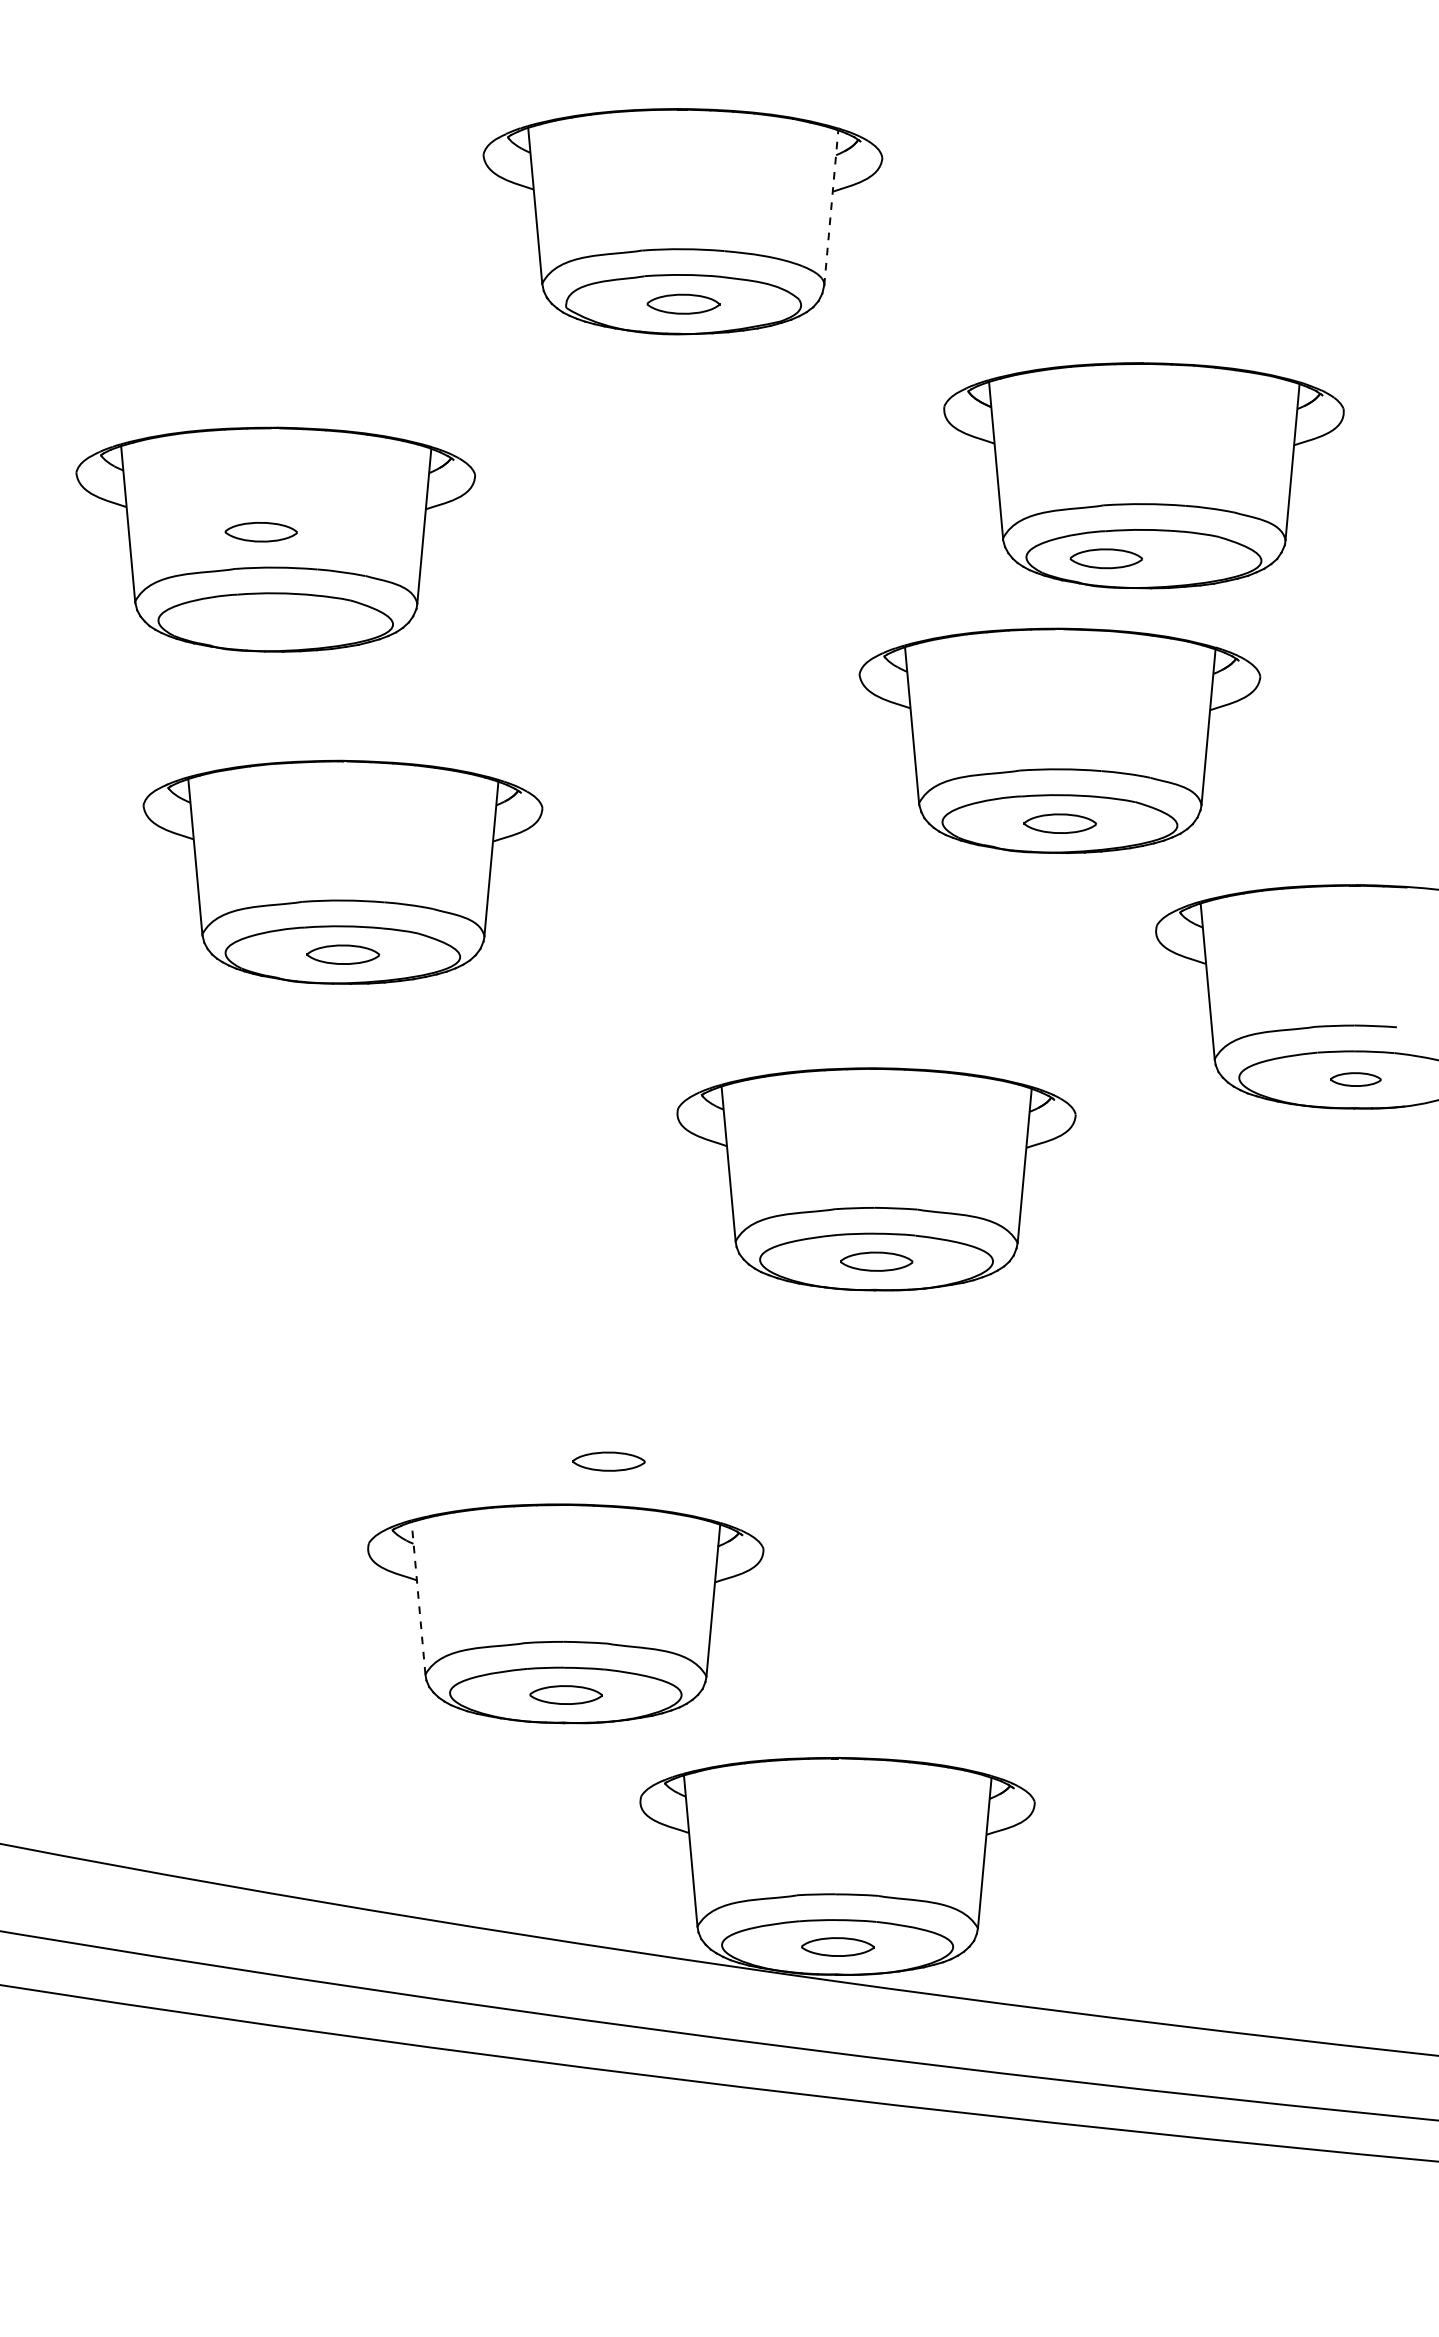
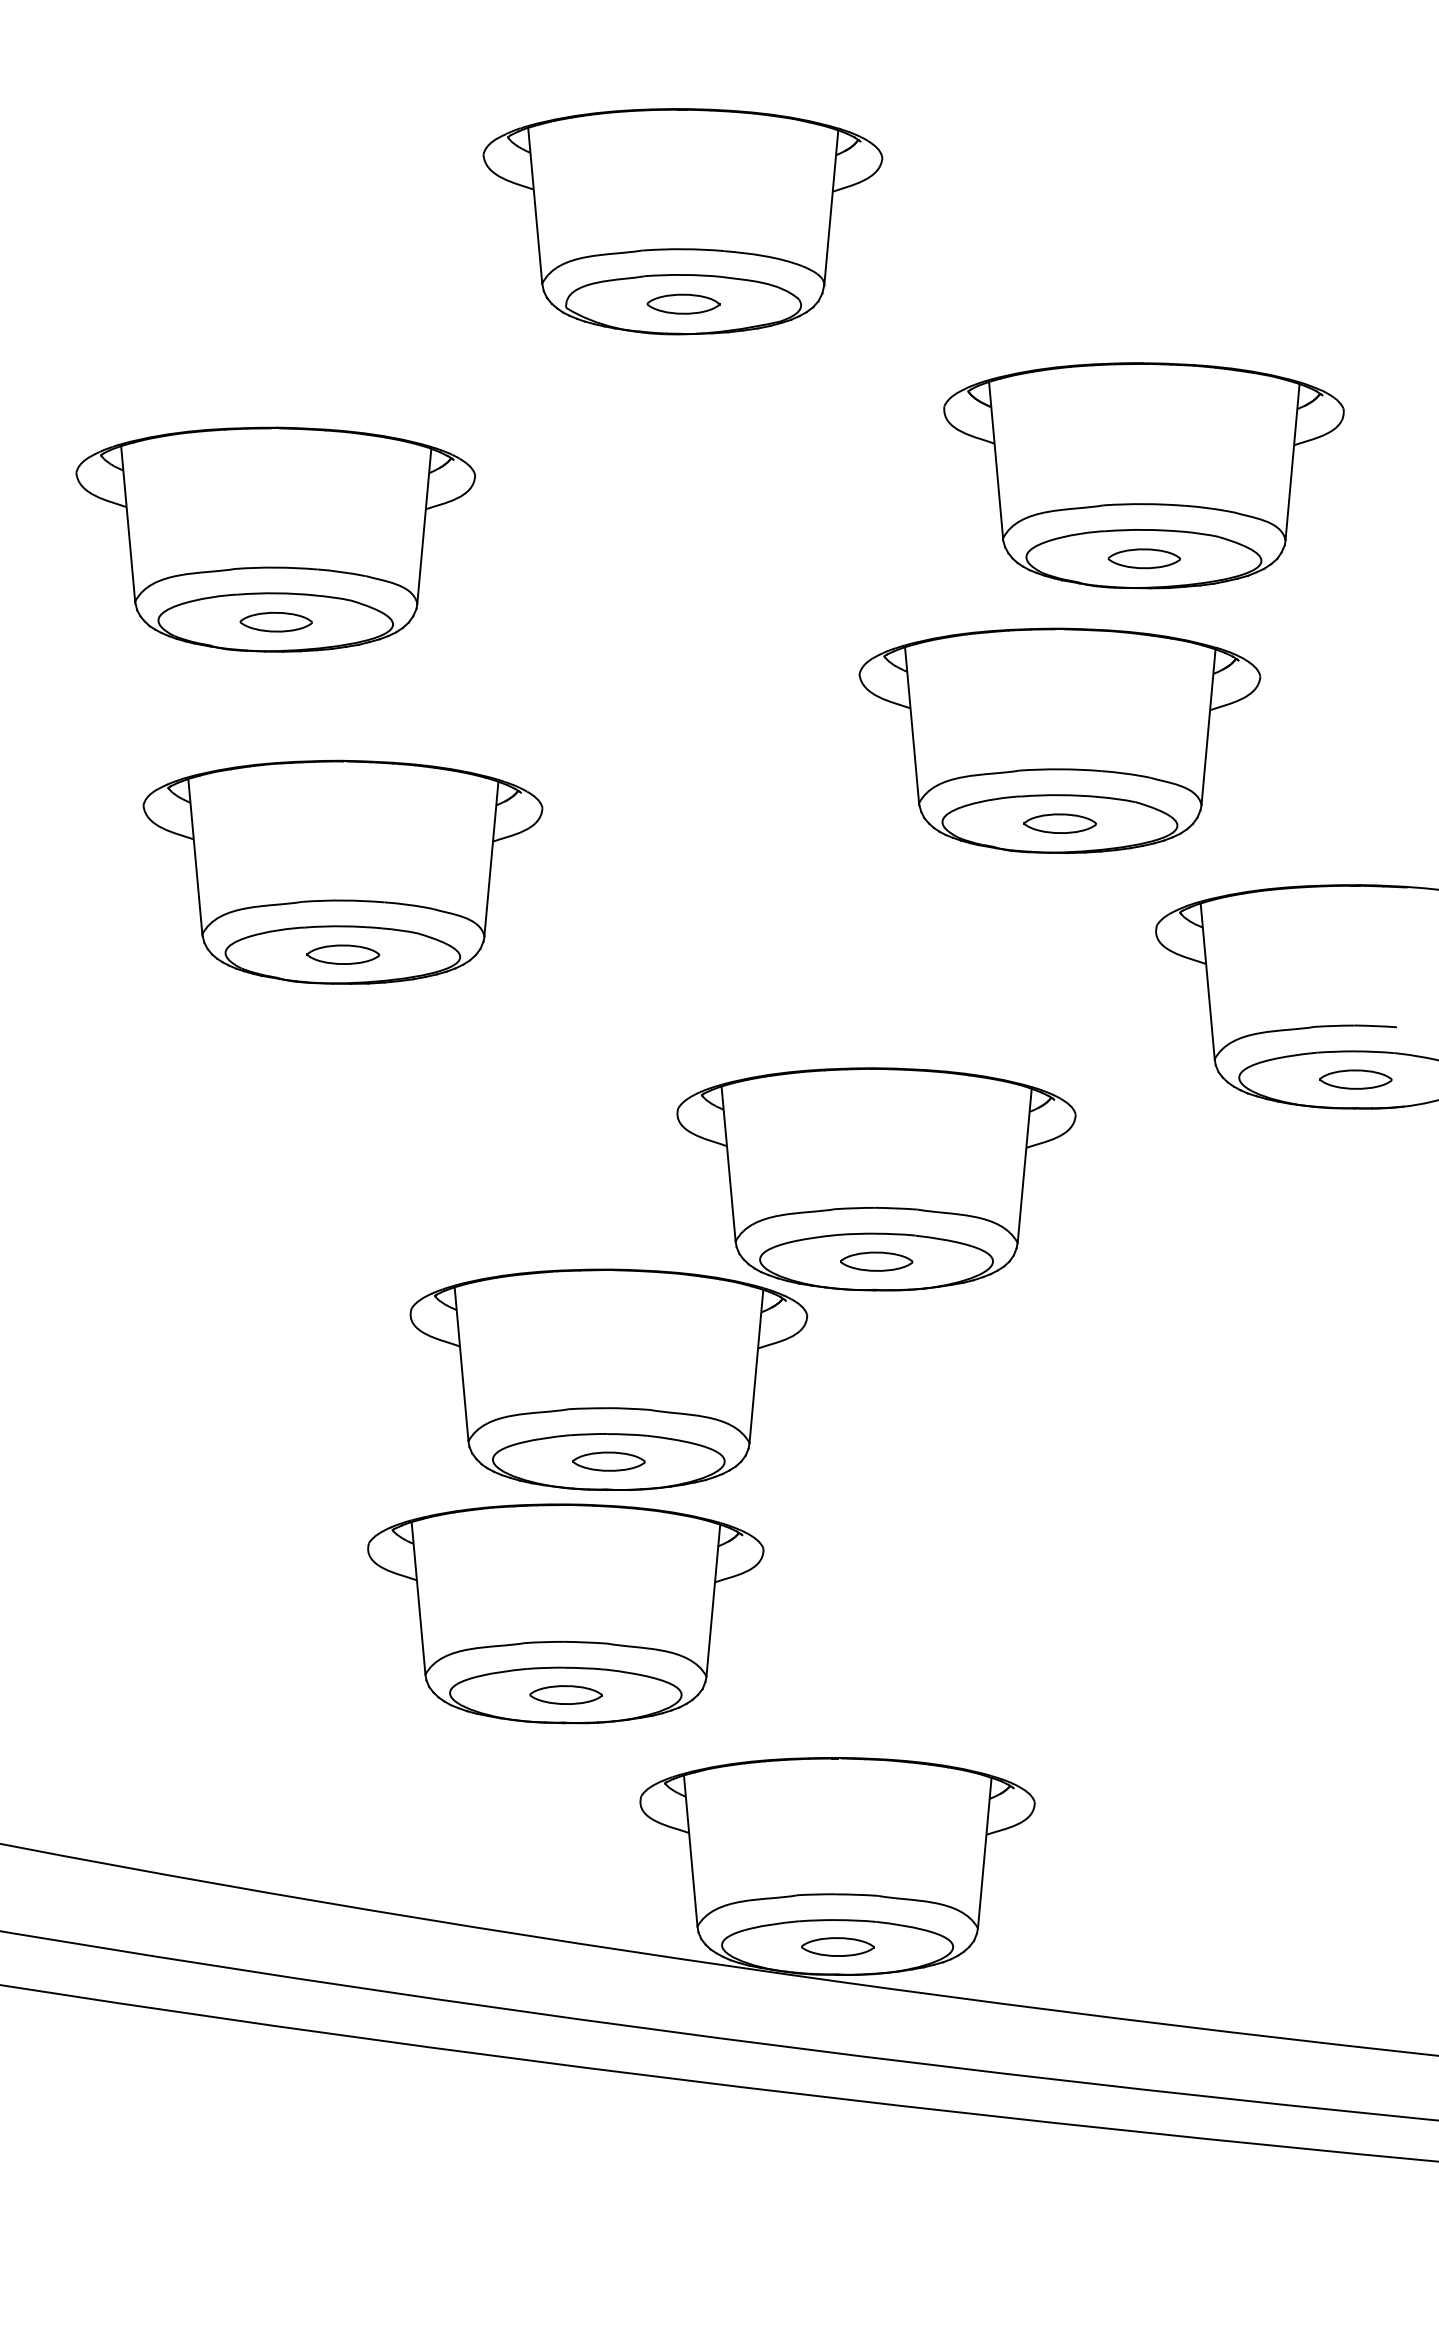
line: dashed -> solid (831, 207)
part position: (260, 532) -> (275, 622) (275, 622)
part position: (1106, 558) -> (1144, 558) (1144, 558)
part size: 52x15 px -> 74x21 px (1355, 1079)
part: none -> present (608, 1379)
line: dashed -> solid (418, 1598)
